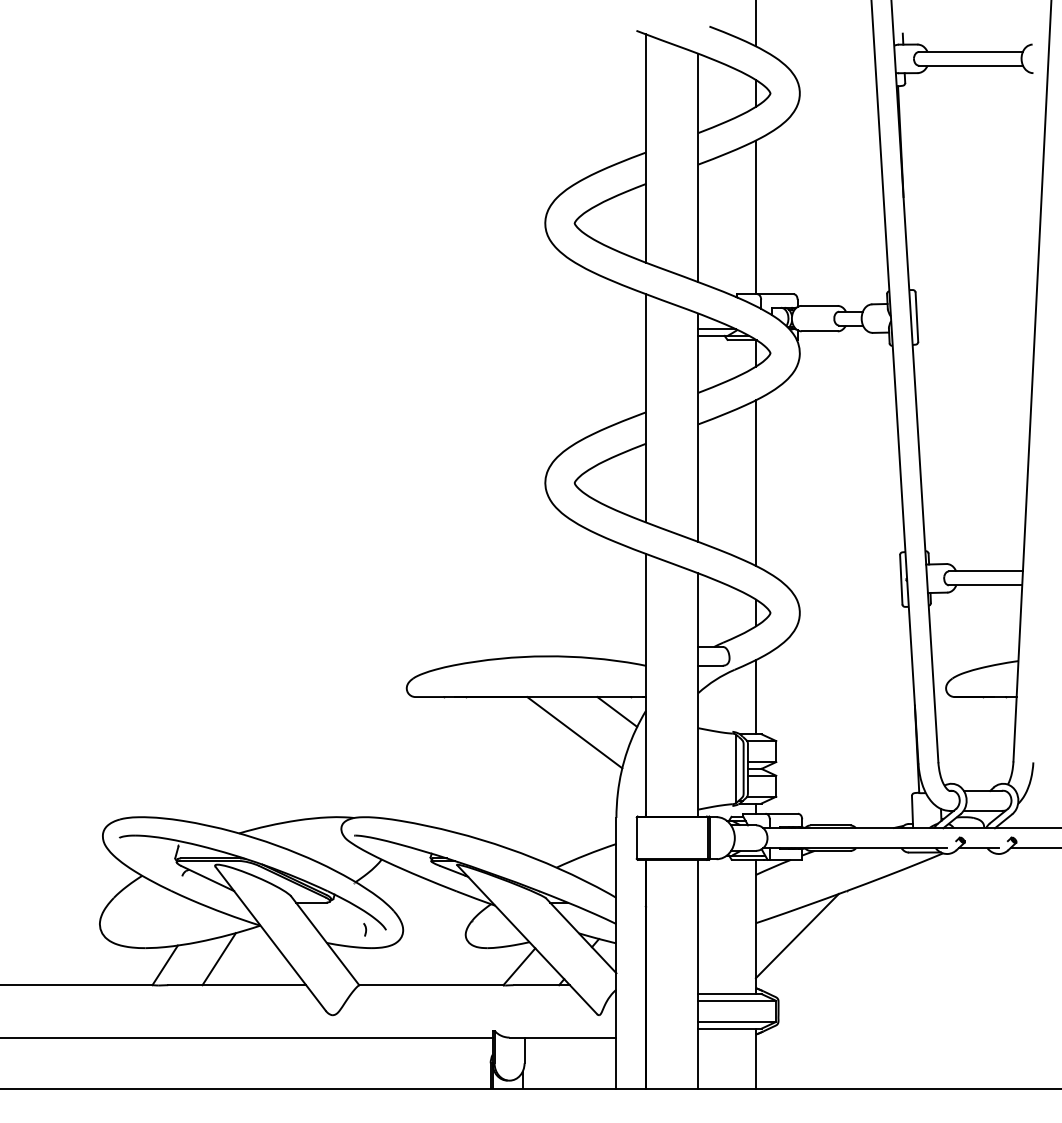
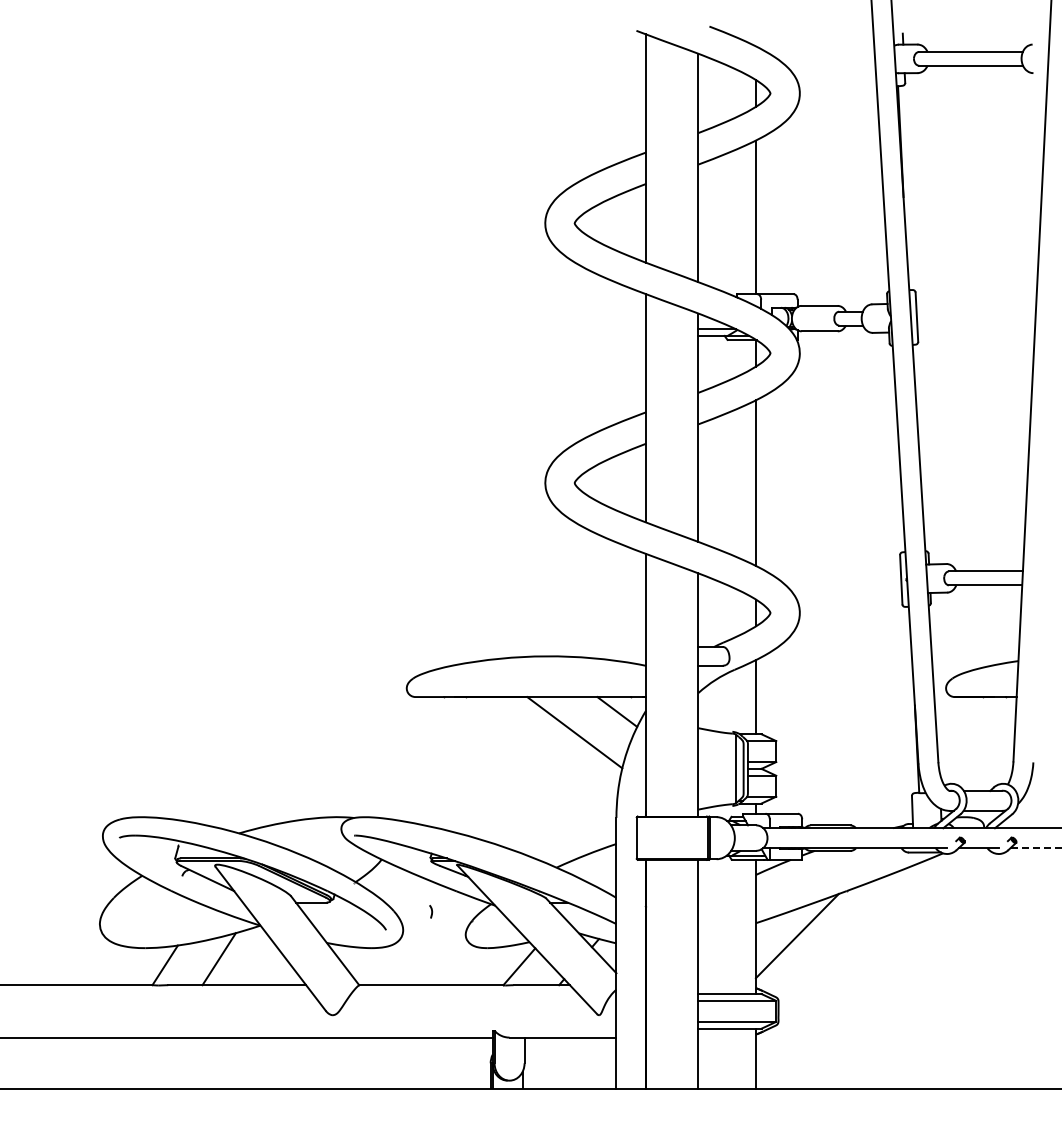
line: present -> none (755, 24)
line: solid -> dashed (1036, 848)
curve position: (365, 929) -> (431, 911) (431, 911)
